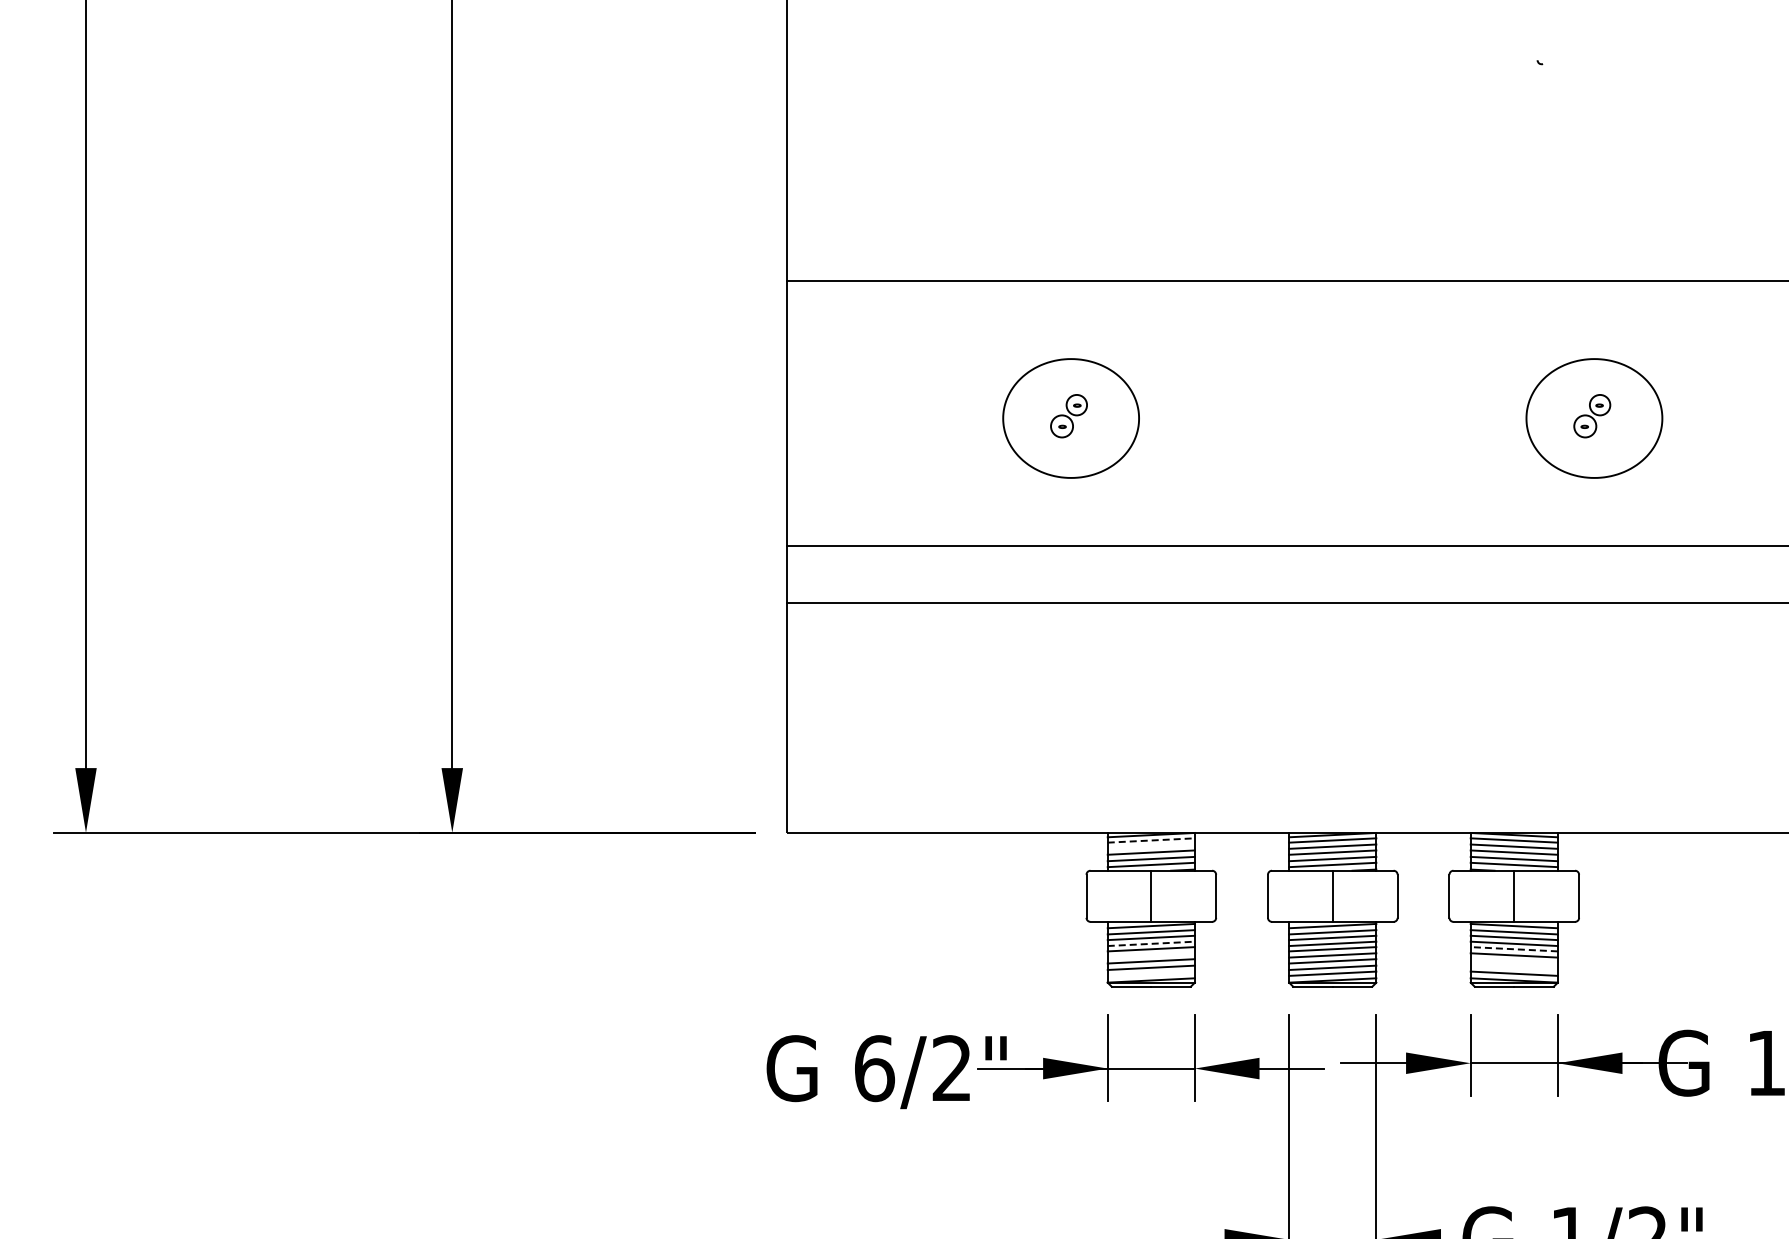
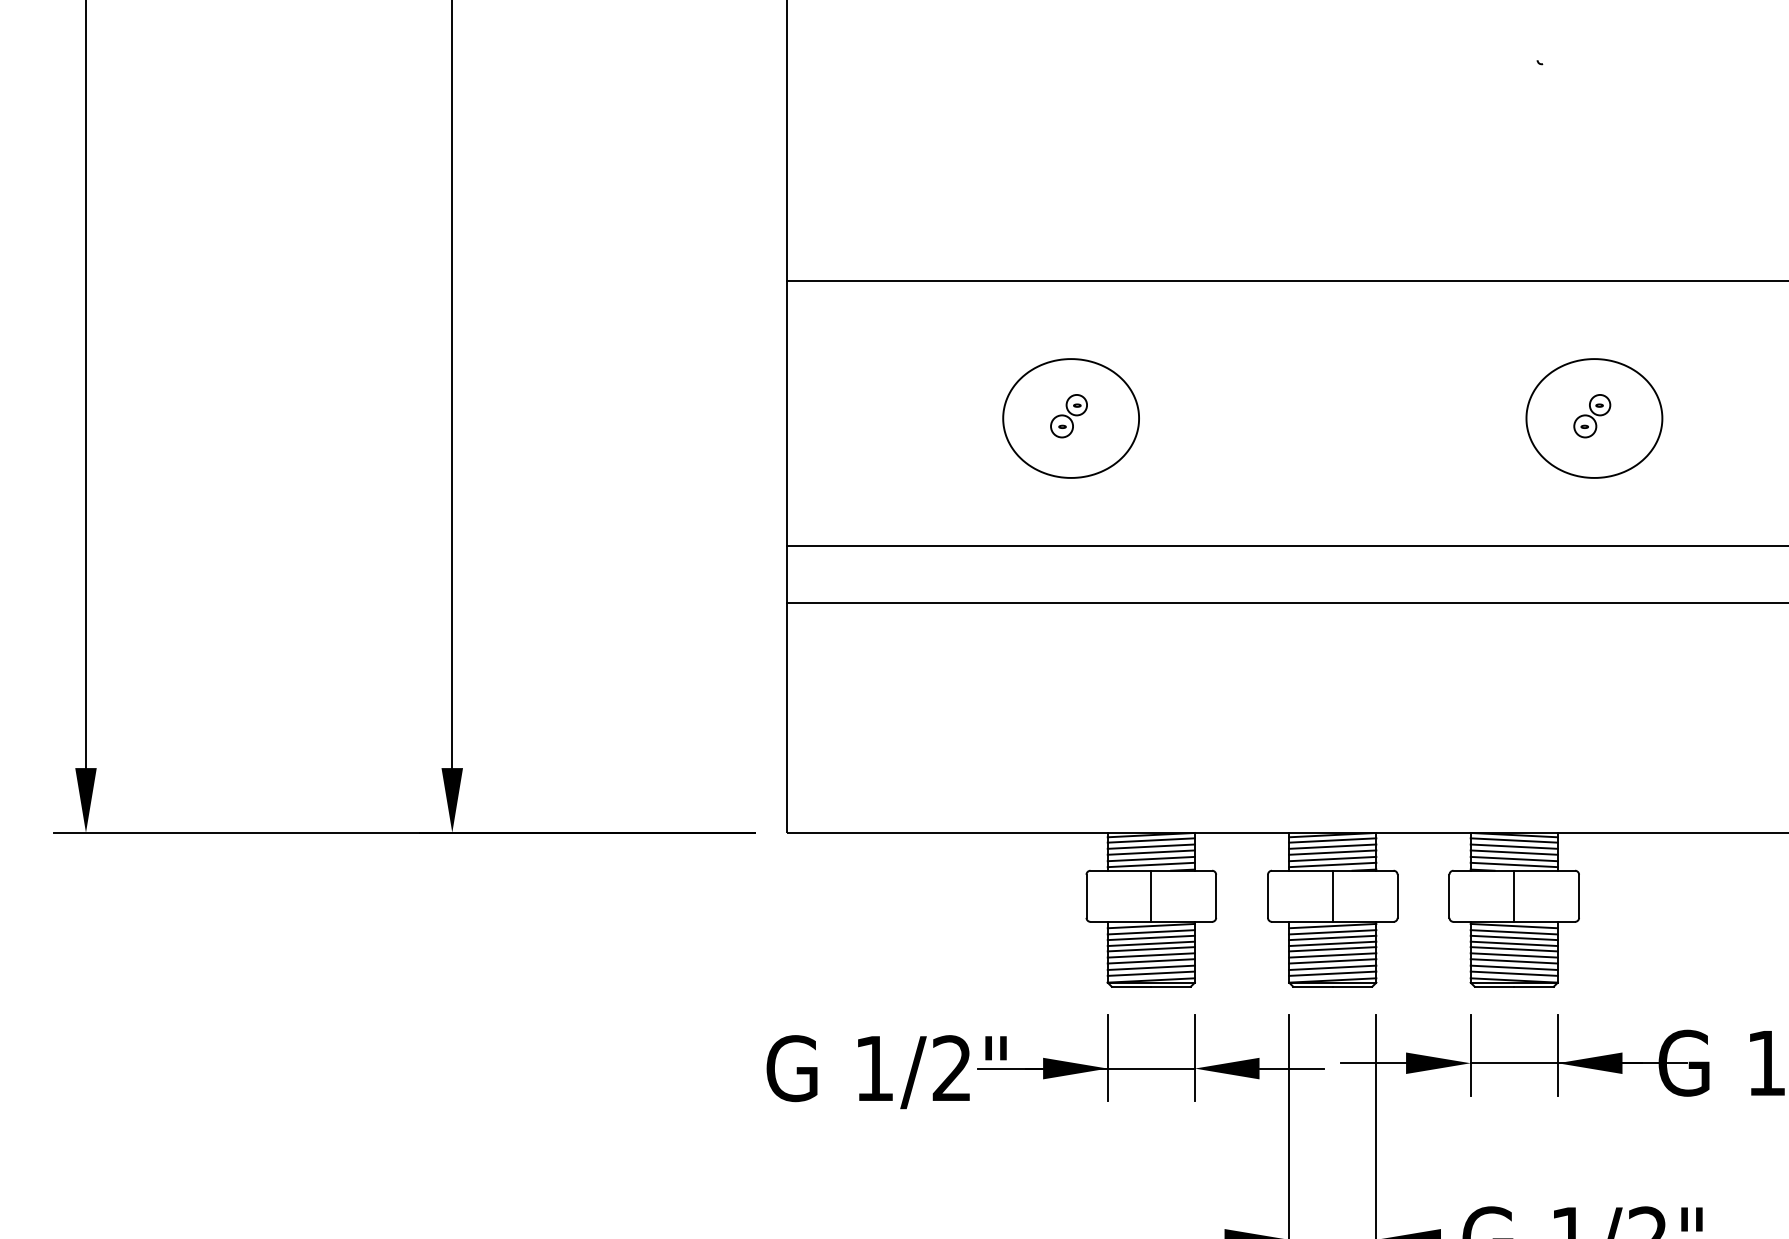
line: dashed -> solid (1151, 840)
line: none -> present (1150, 846)
line: dashed -> solid (1151, 943)
line: dashed -> solid (1514, 949)
line: none -> present (1150, 955)
line: none -> present (1513, 961)
line: none -> present (1513, 967)
line: none -> present (1150, 973)
text: 6/2" -> 1/2" (875, 1068)
